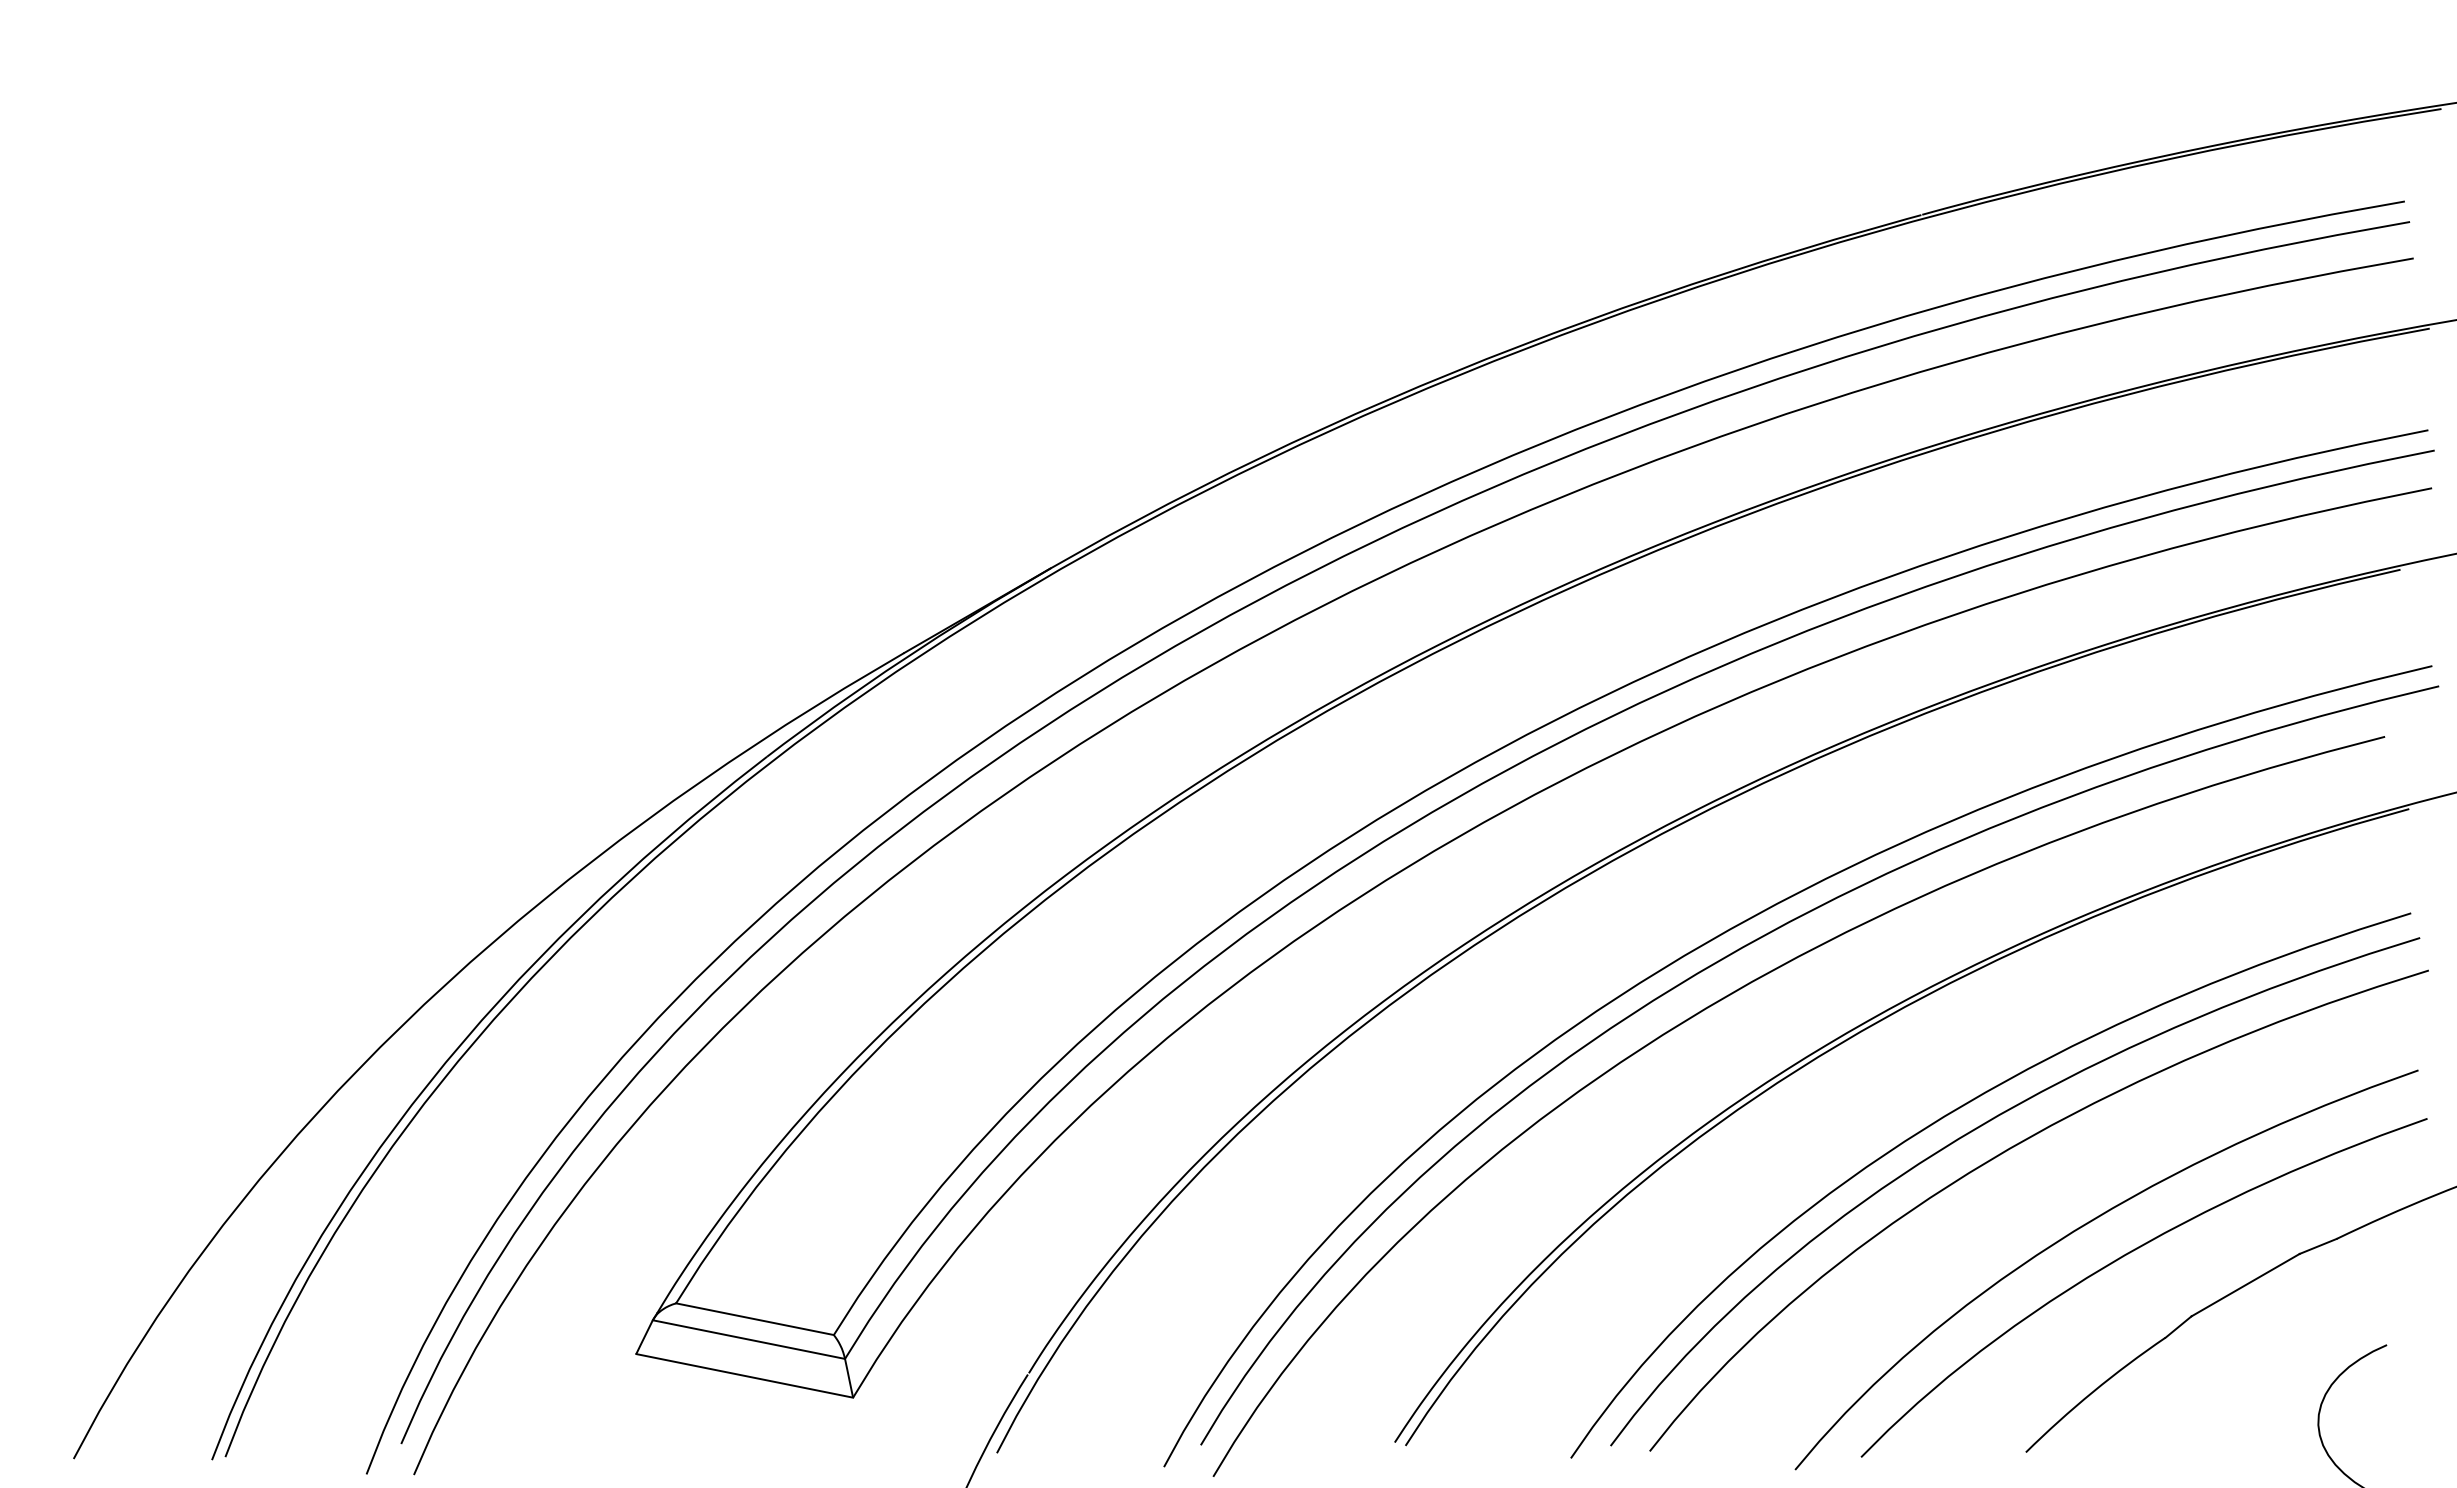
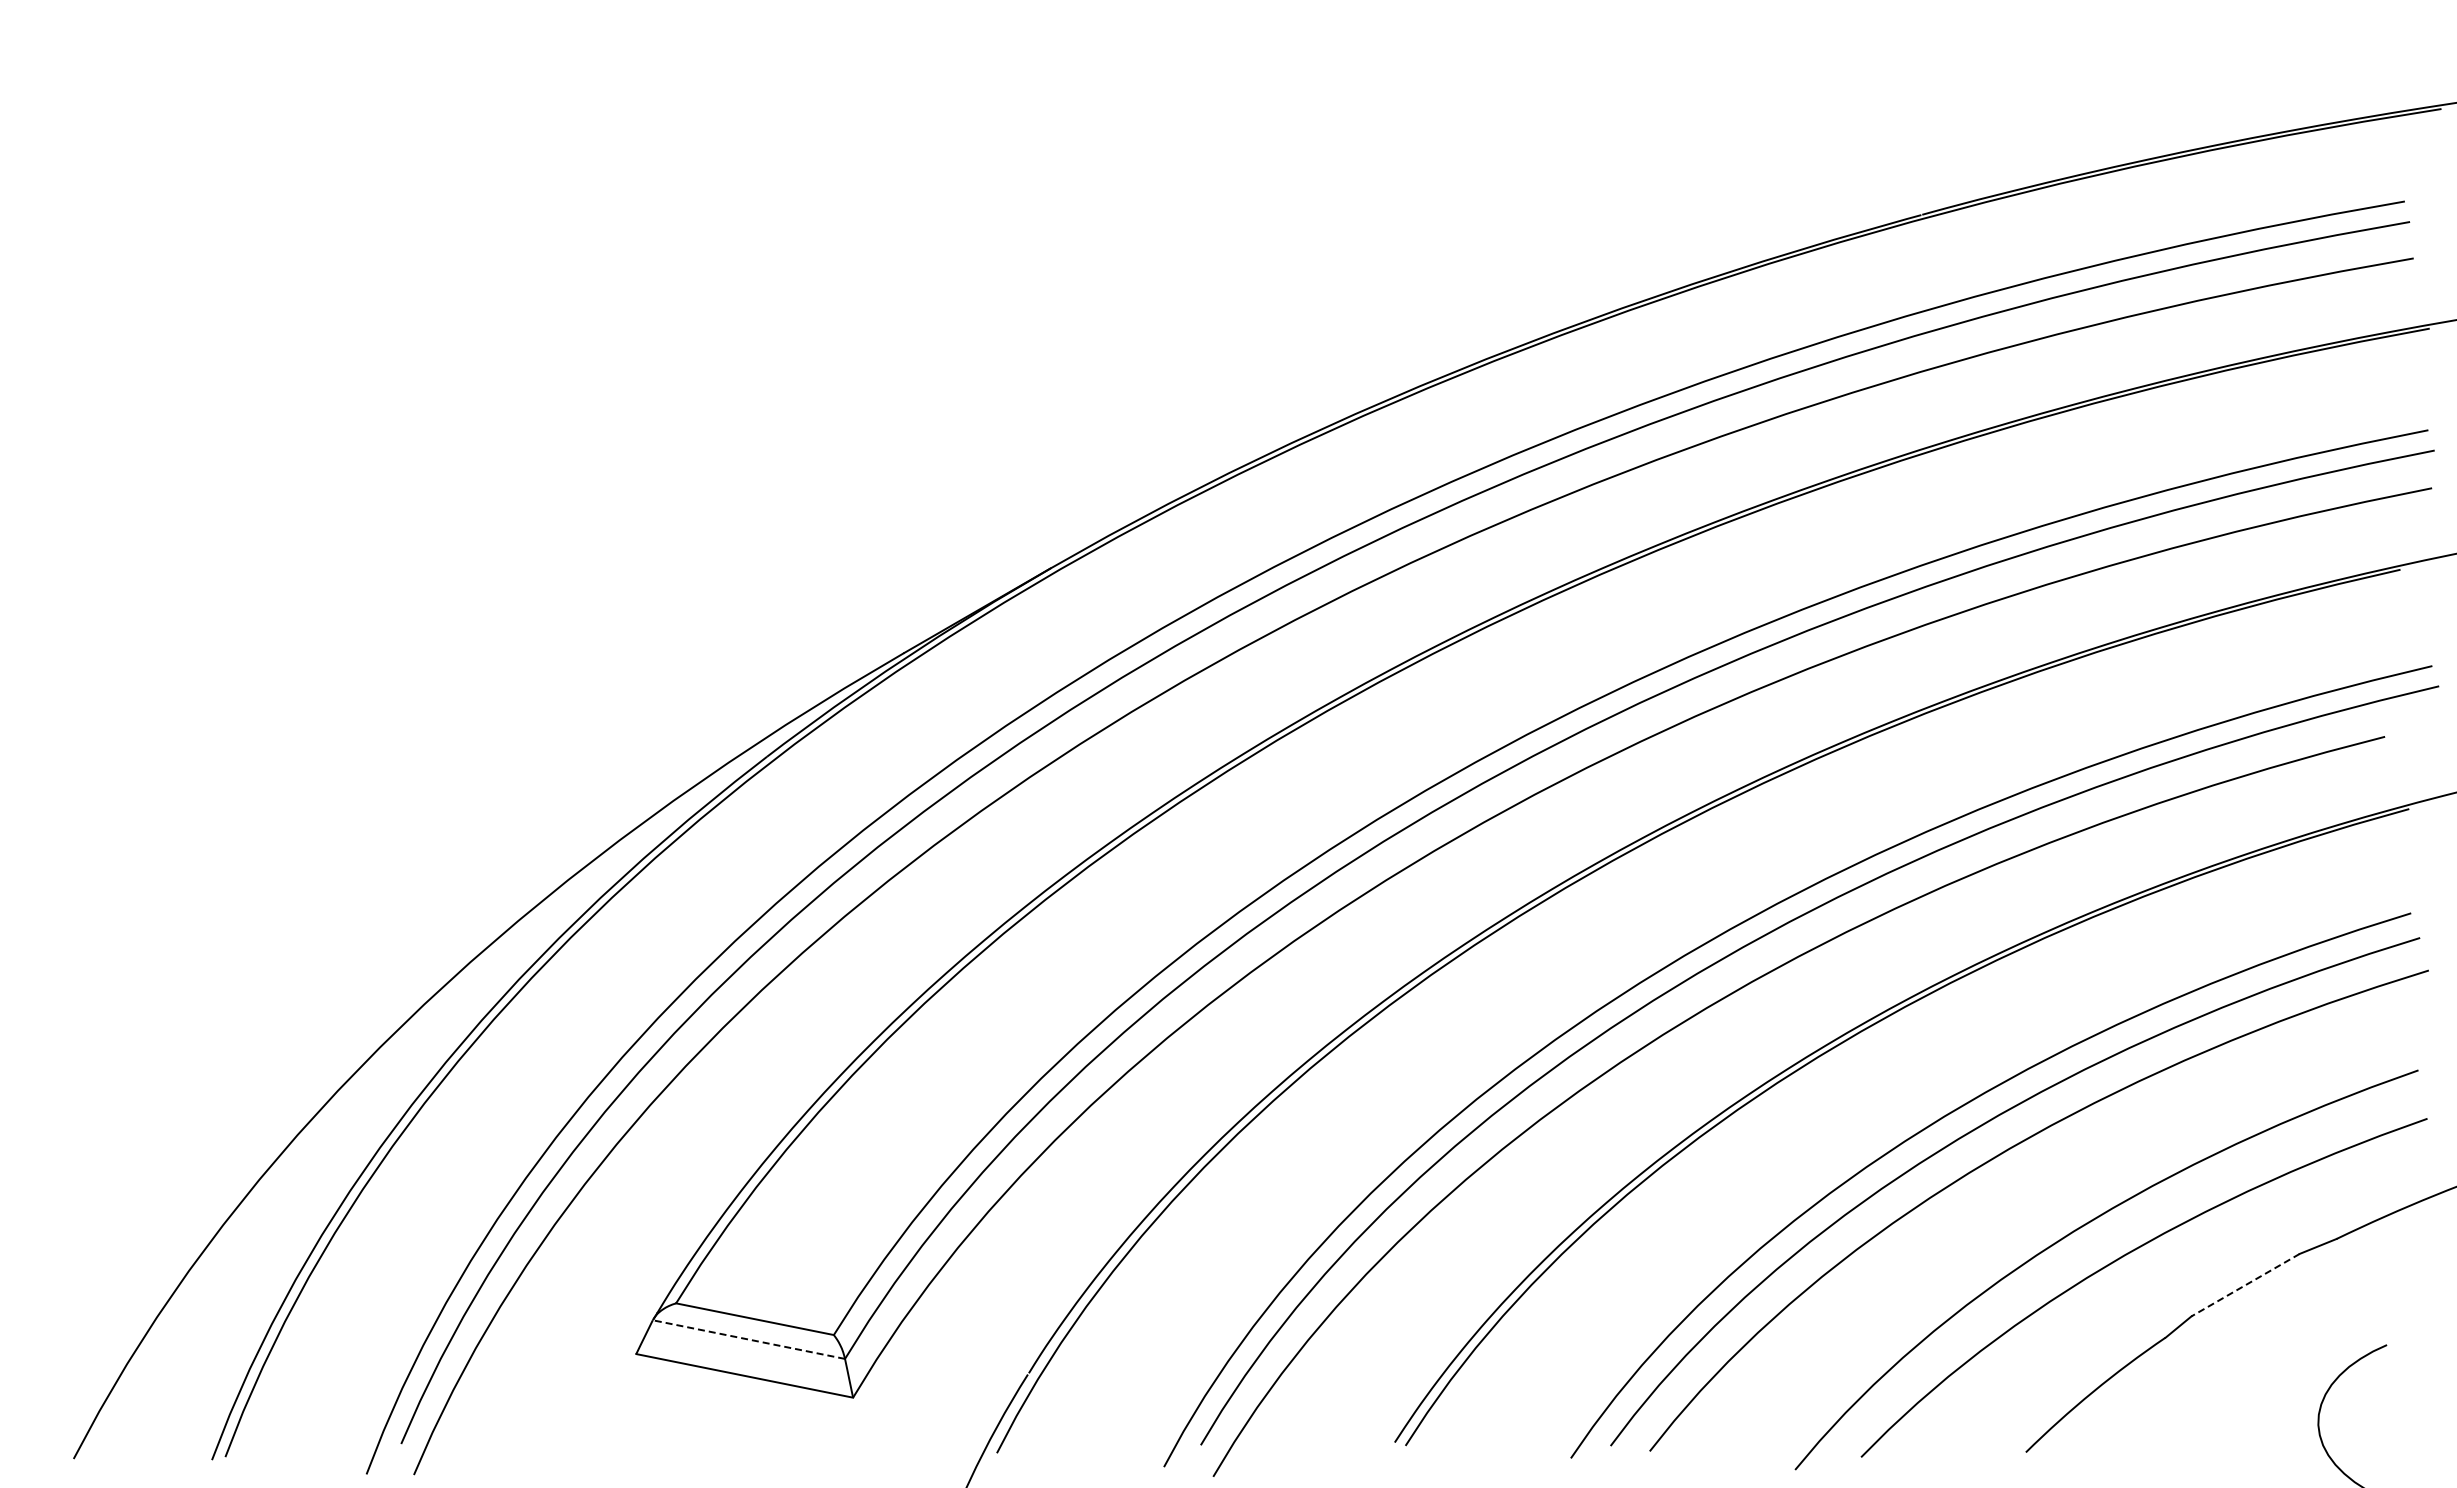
line: solid -> dashed (2245, 1285)
line: solid -> dashed (748, 1339)
